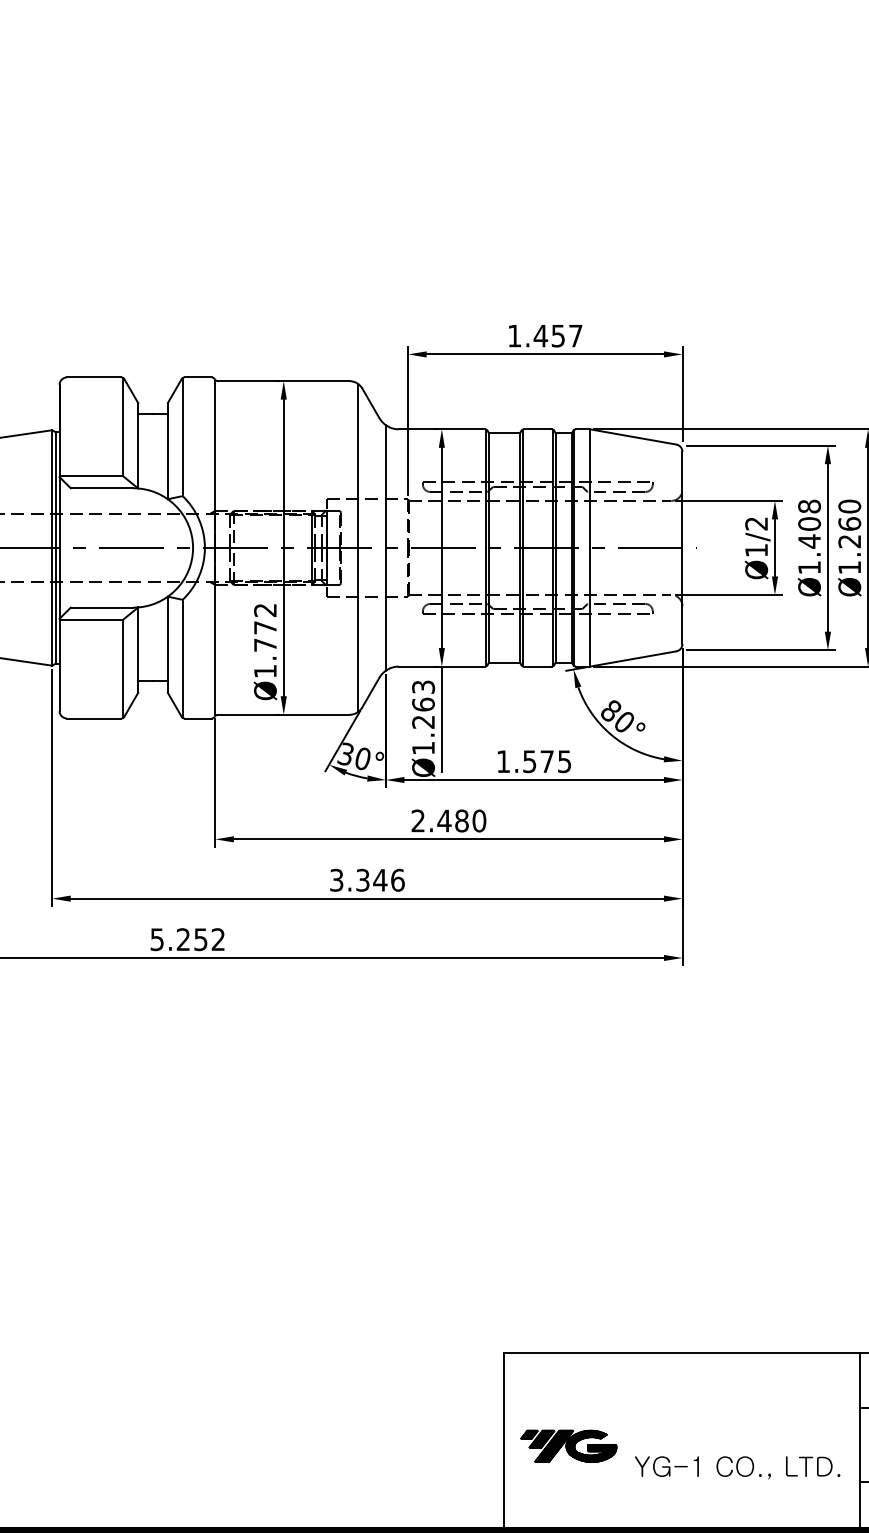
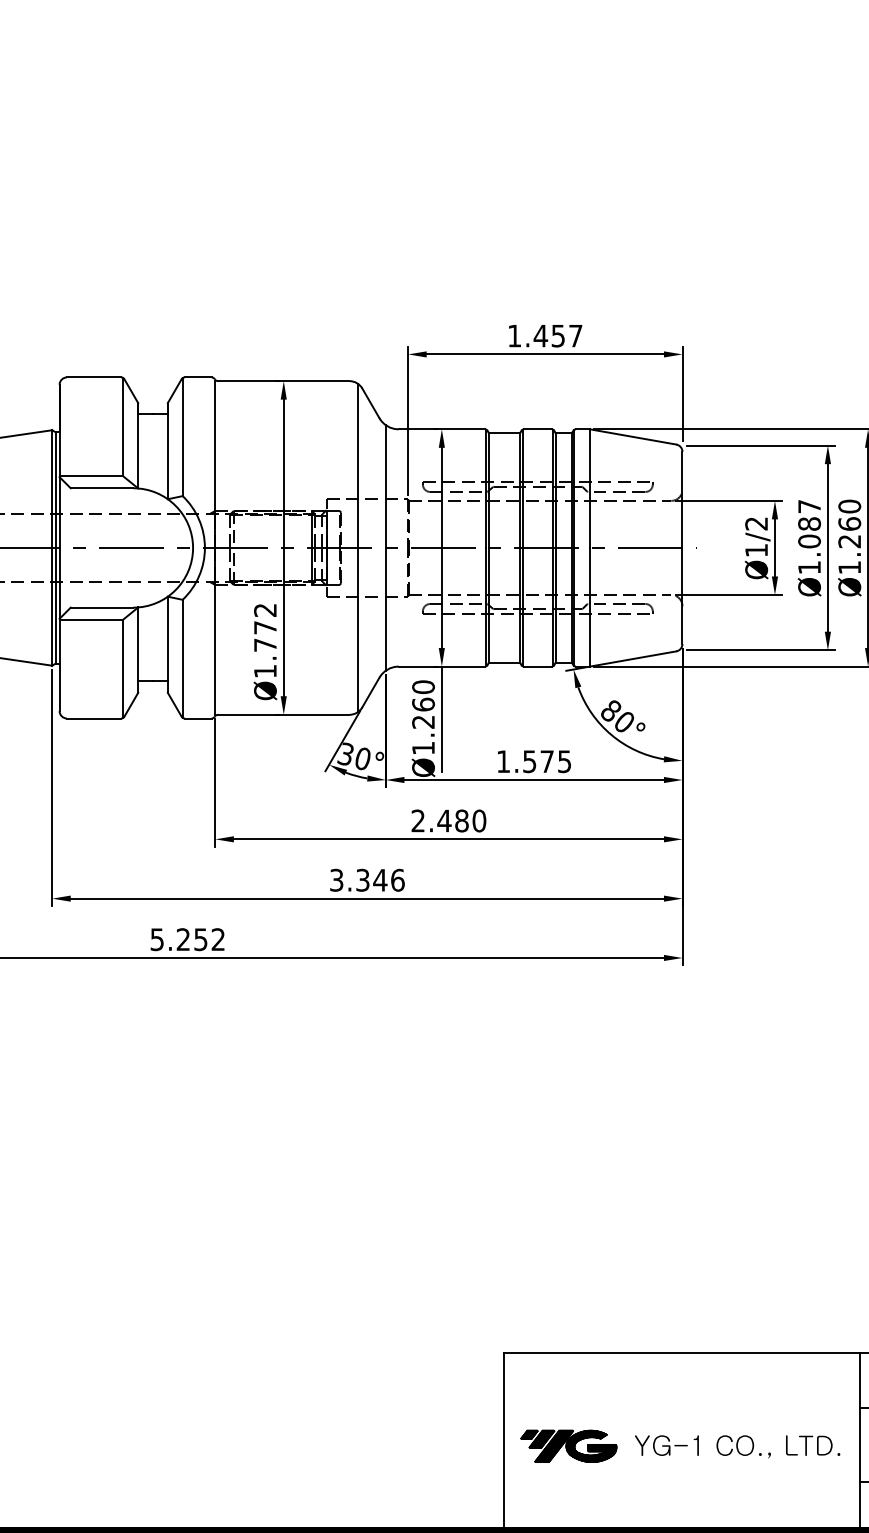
text: Ø1.408 -> Ø1.087 (809, 523)
text: Ø1.263 -> Ø1.260 (423, 687)
text position: (737, 1467) -> (737, 1446) (737, 1446)
